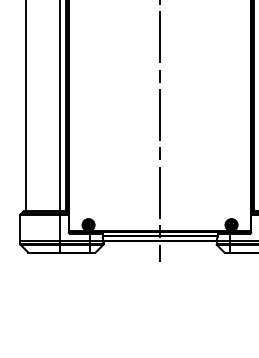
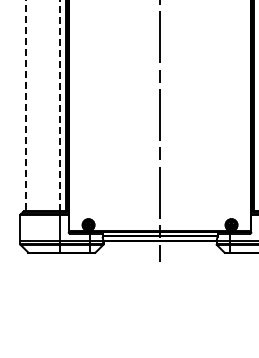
line: solid -> dashed (26, 105)
line: solid -> dashed (60, 105)
